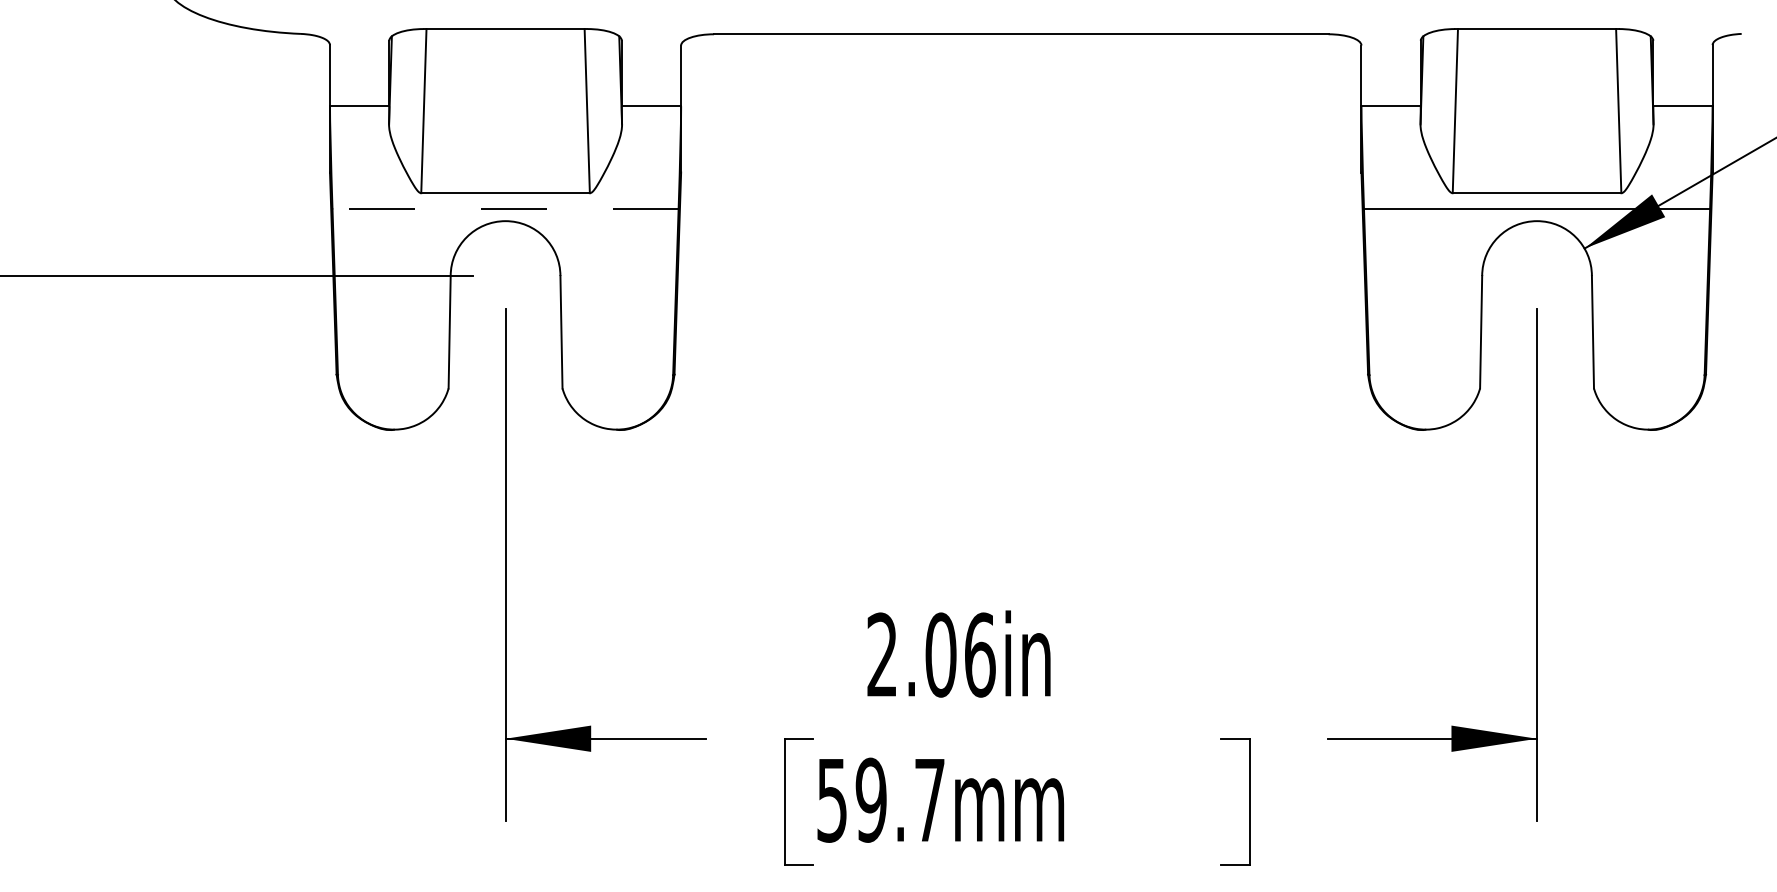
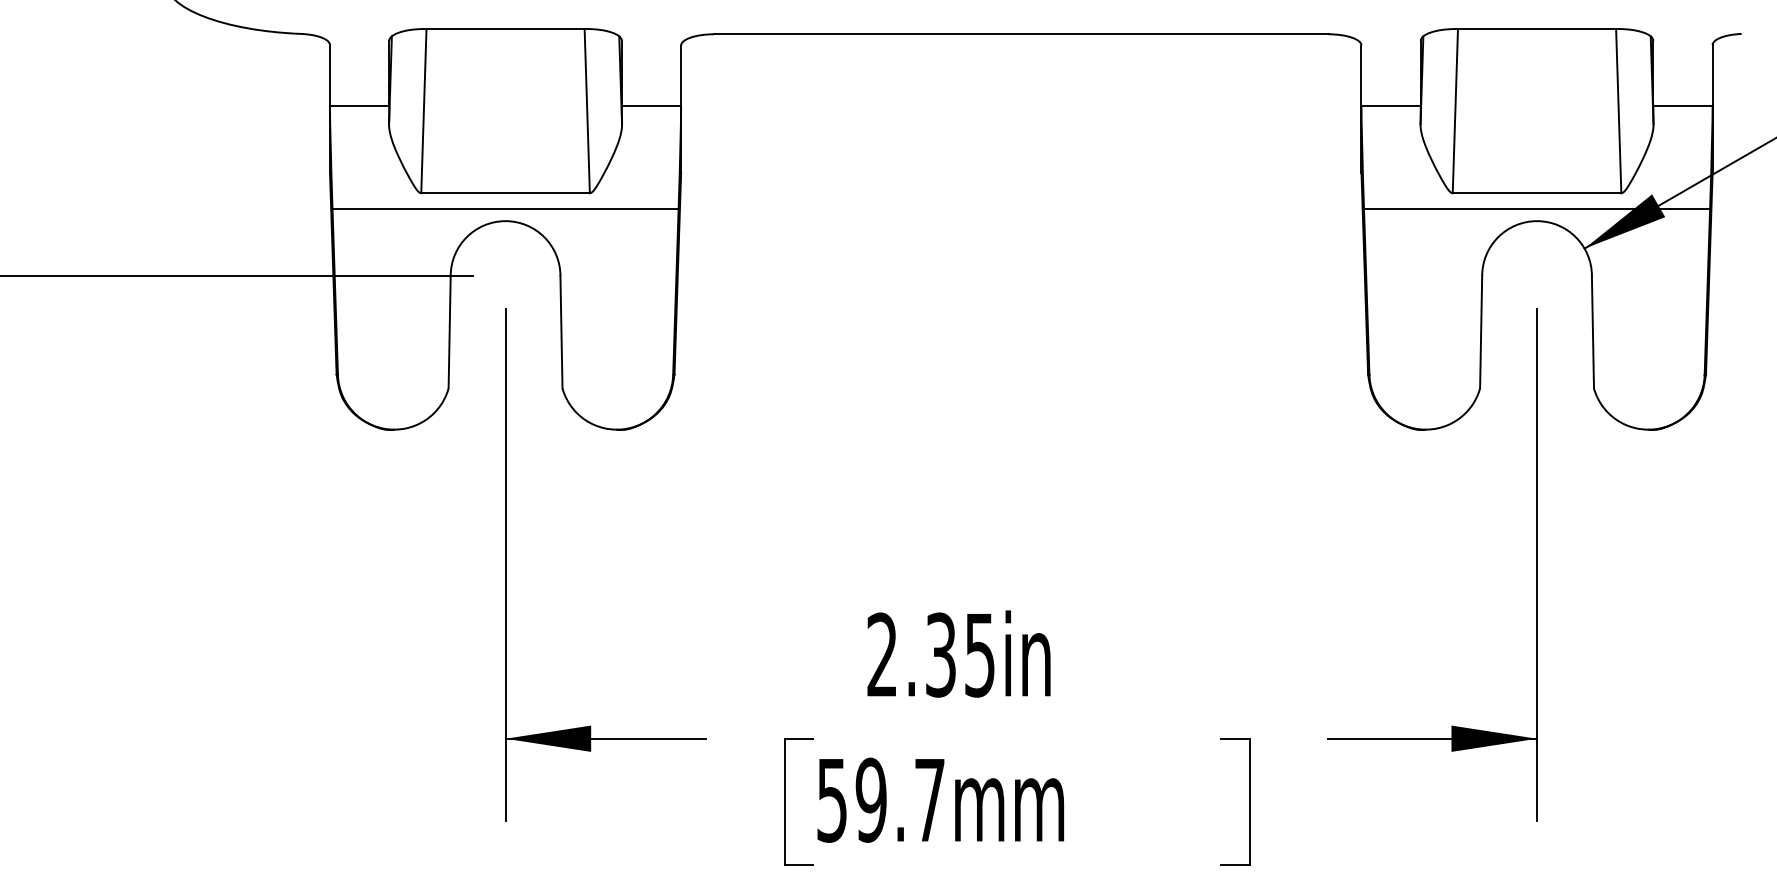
line: dashed -> solid (505, 209)
text: 2.06in -> 2.35in (960, 654)
